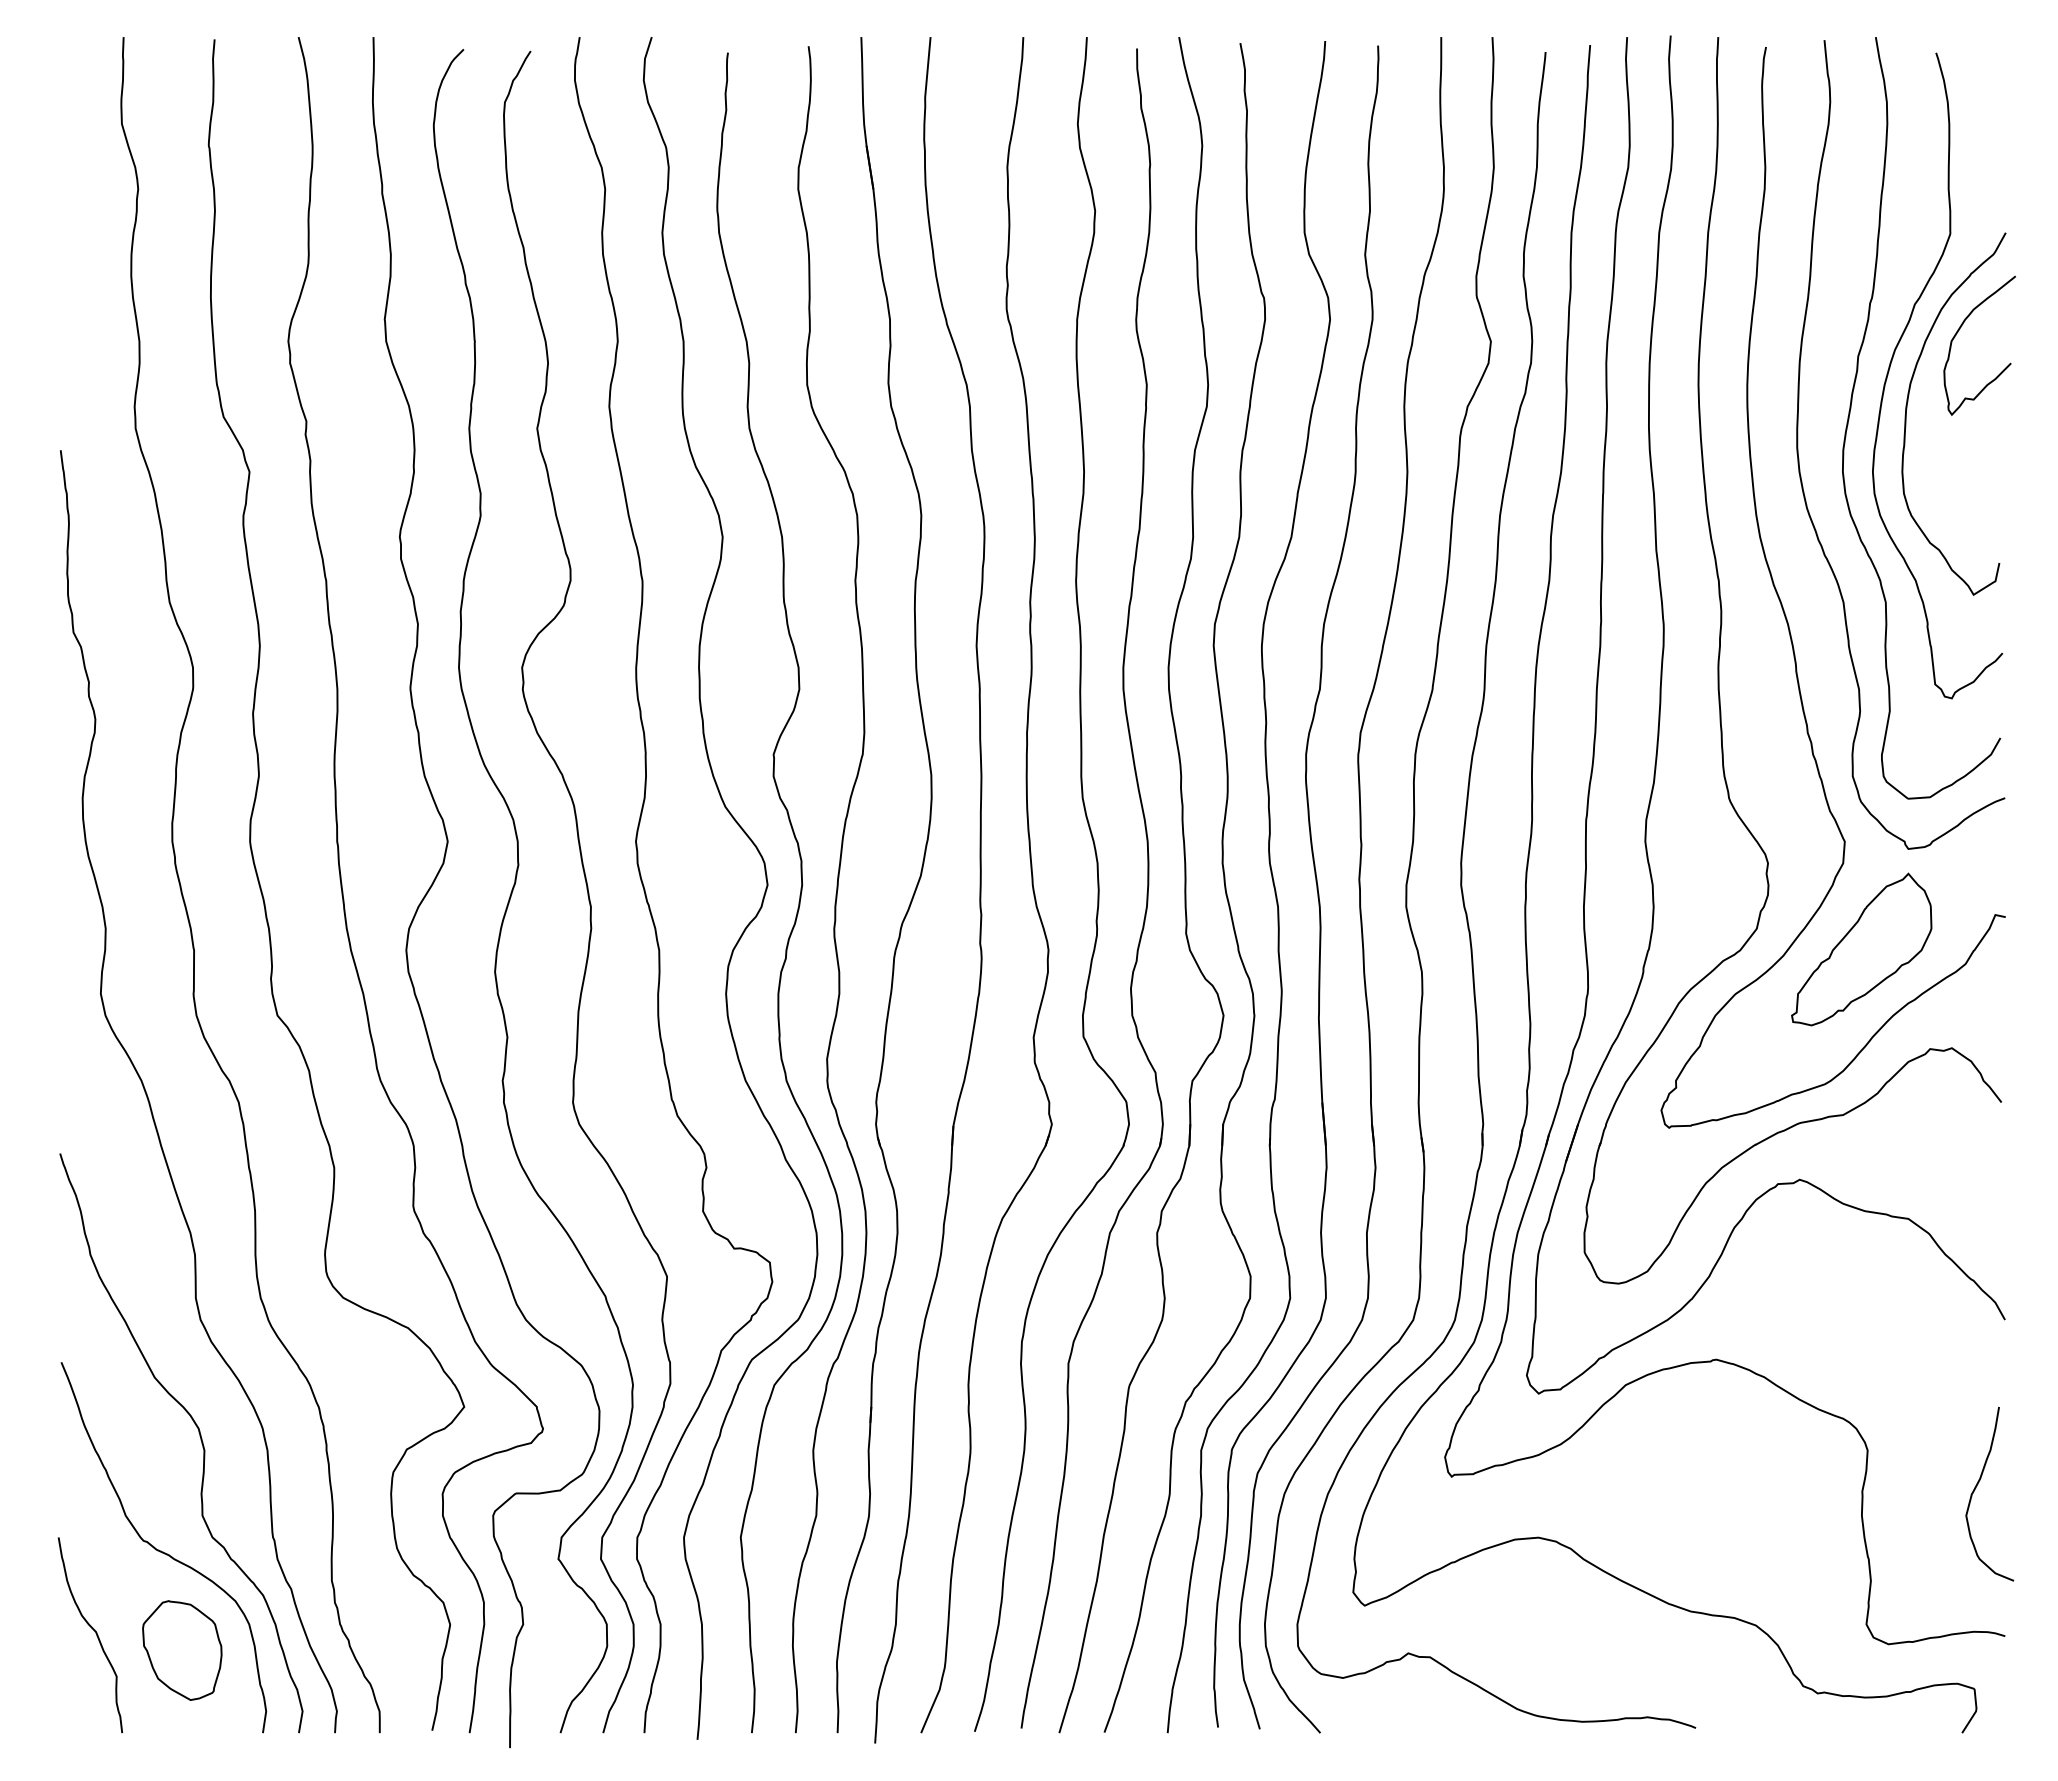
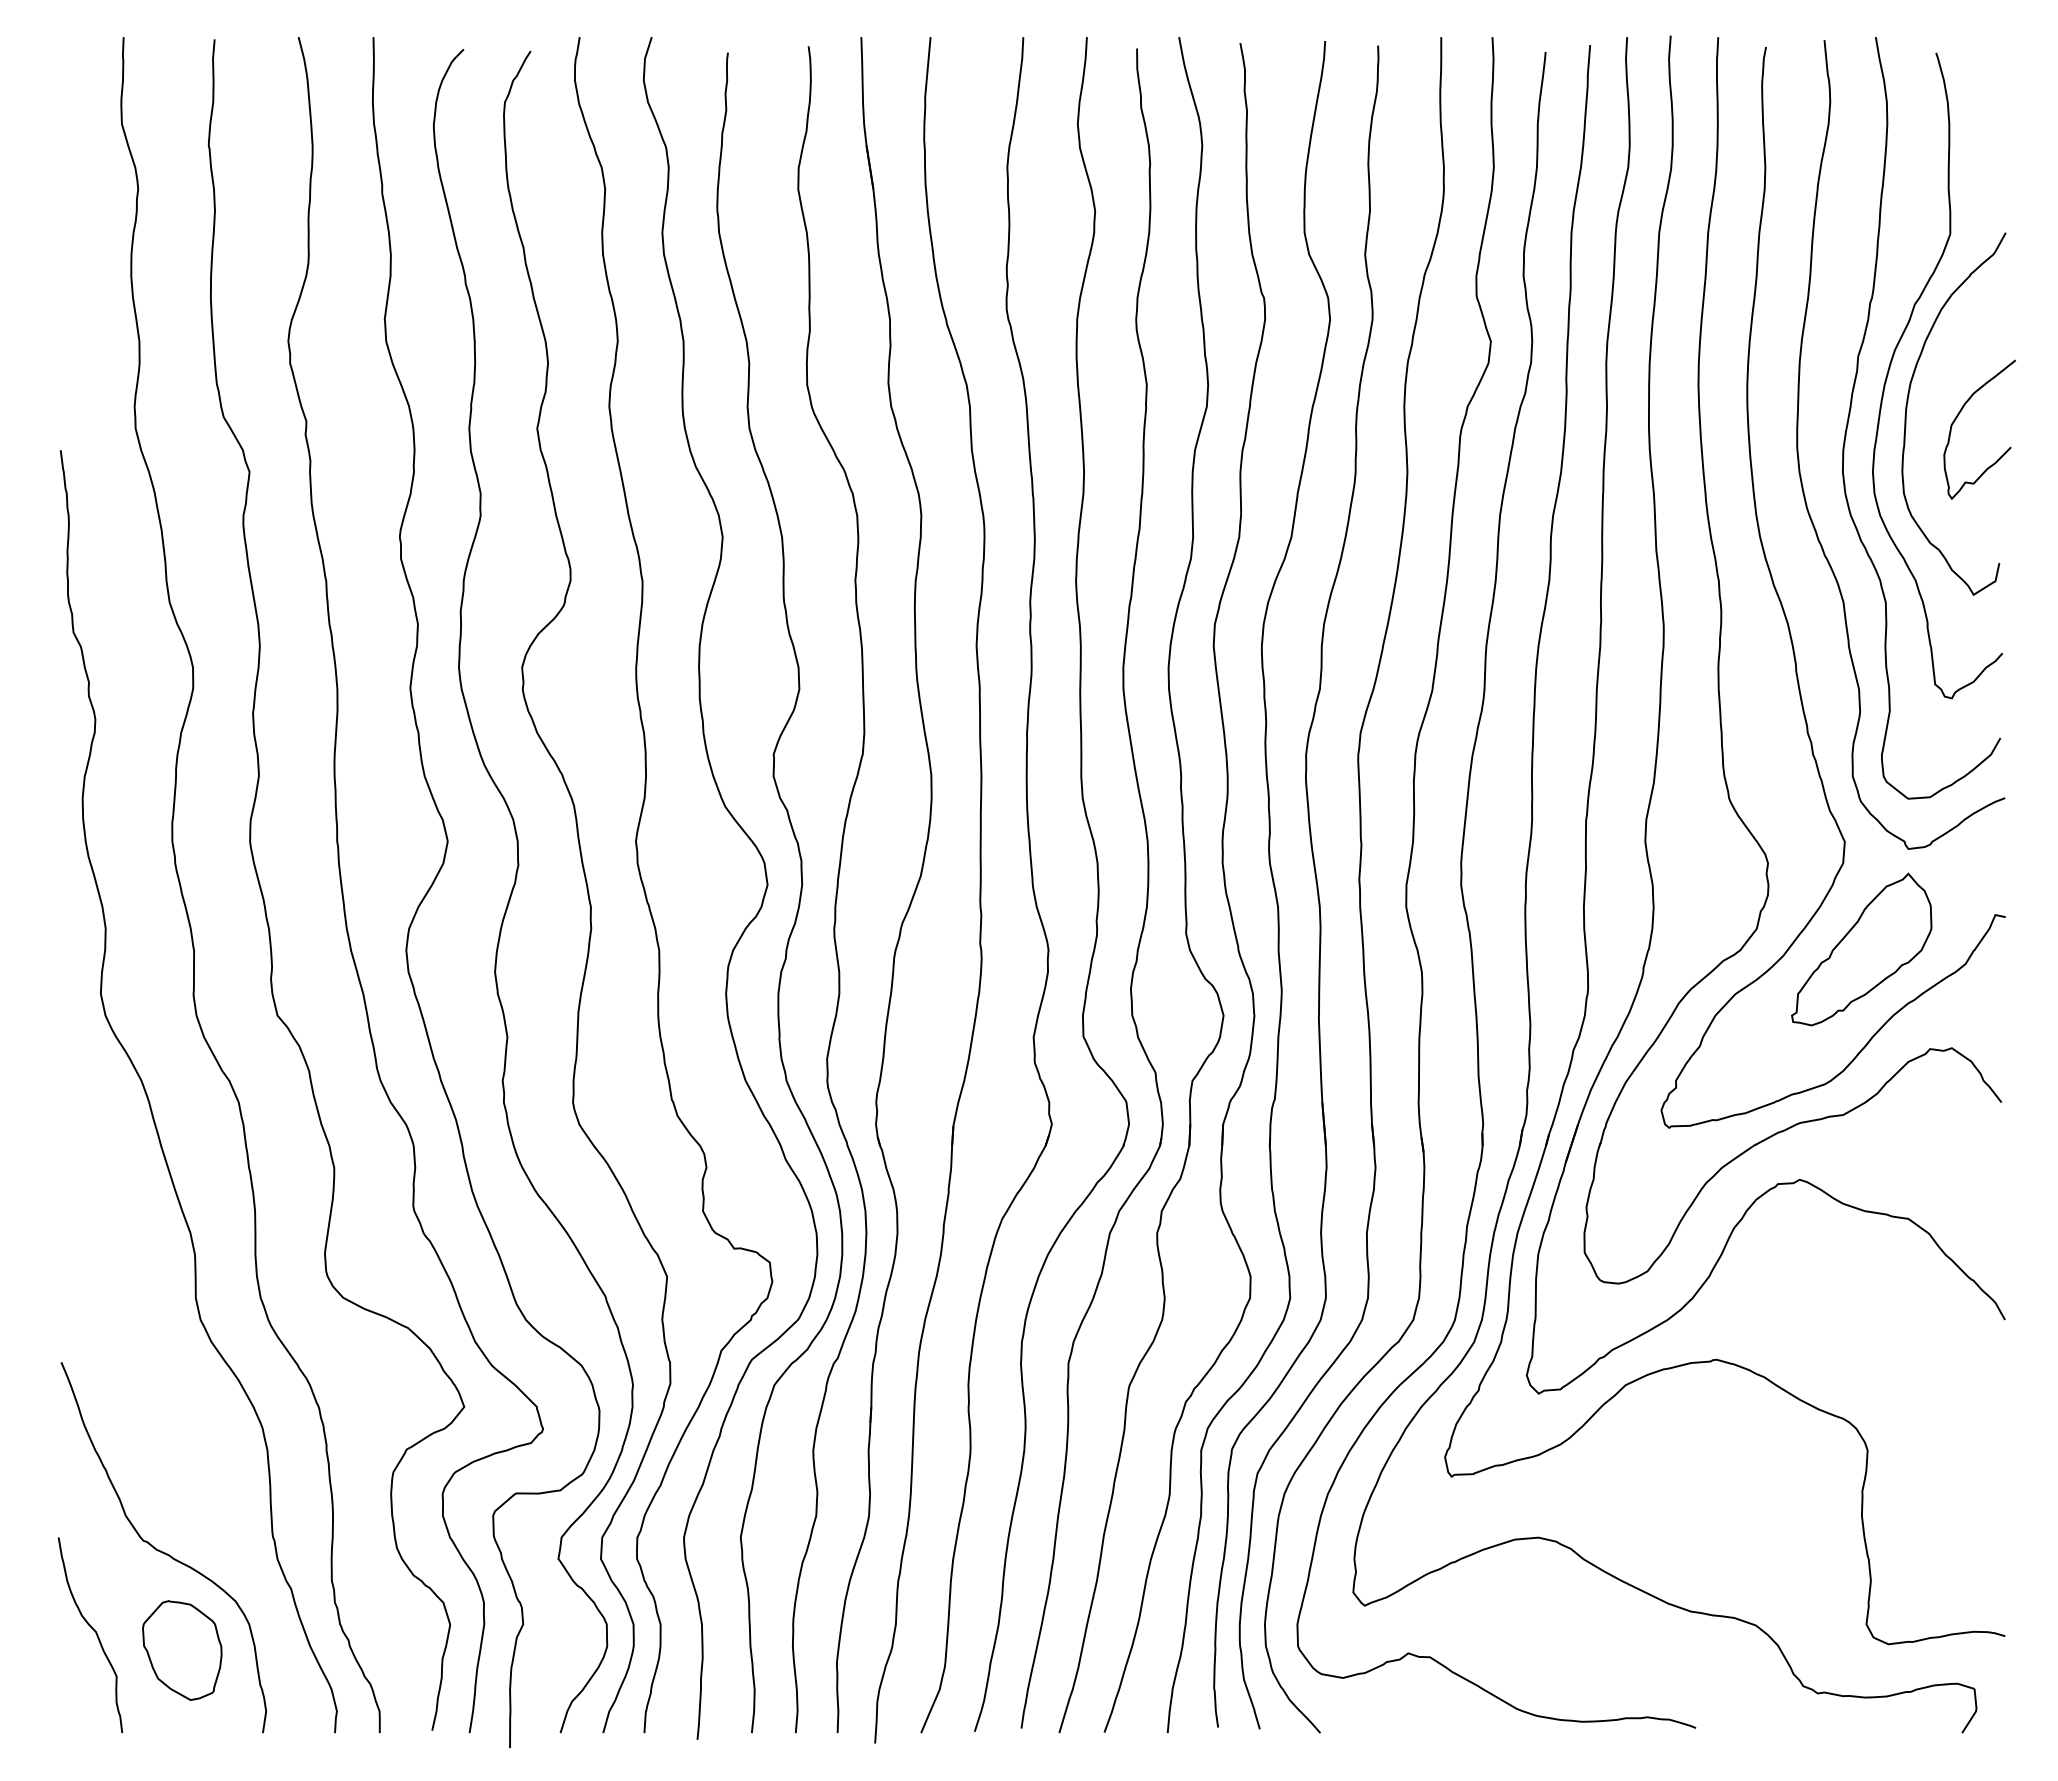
curve position: (1958, 332) -> (1958, 416) (1958, 416)
curve: present -> none (200, 1440)
curve: present -> none (1976, 1488)
